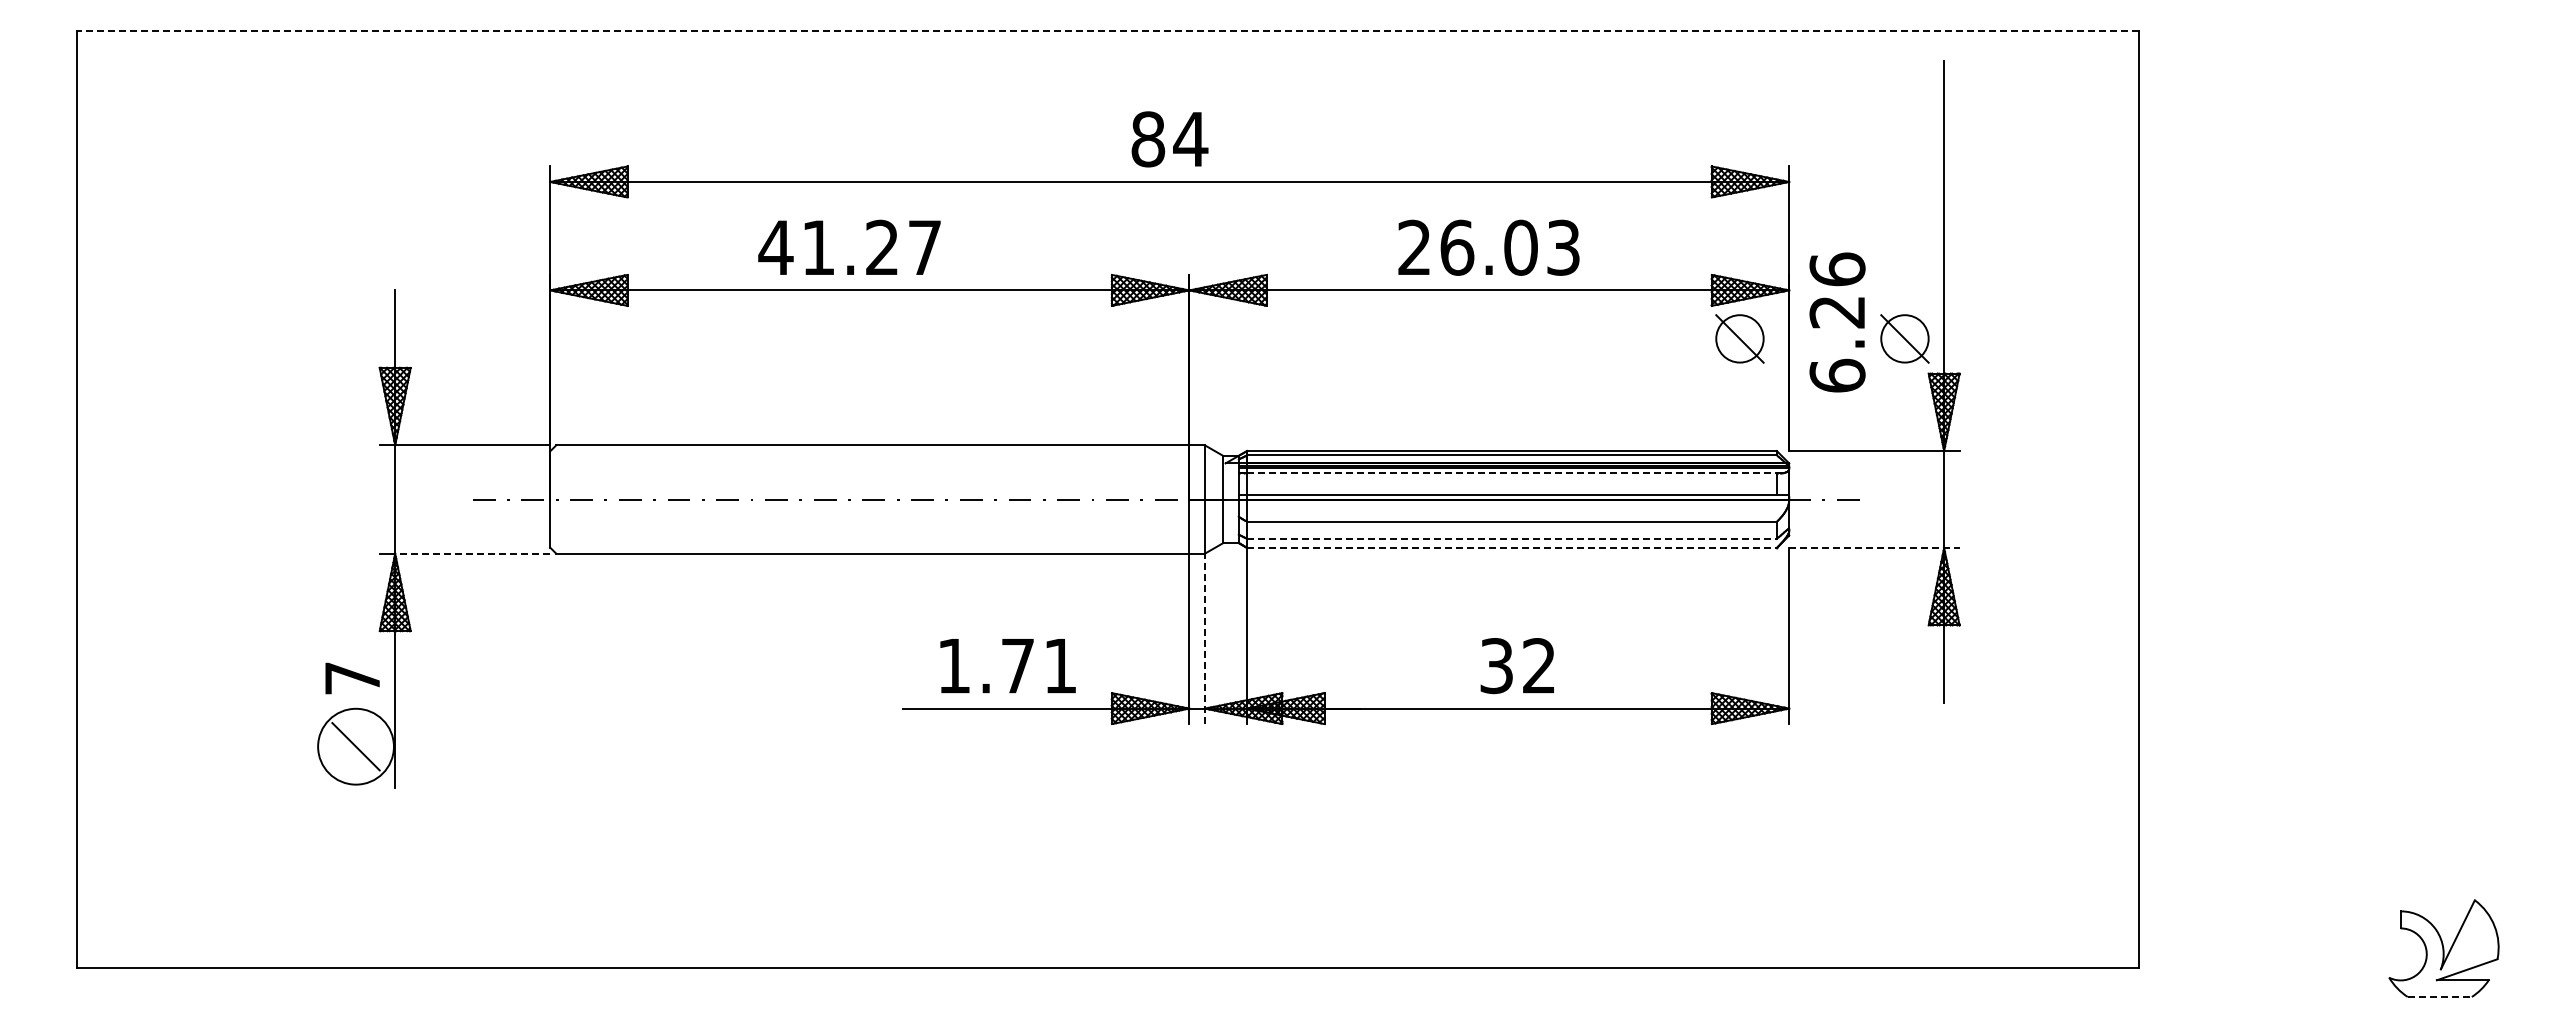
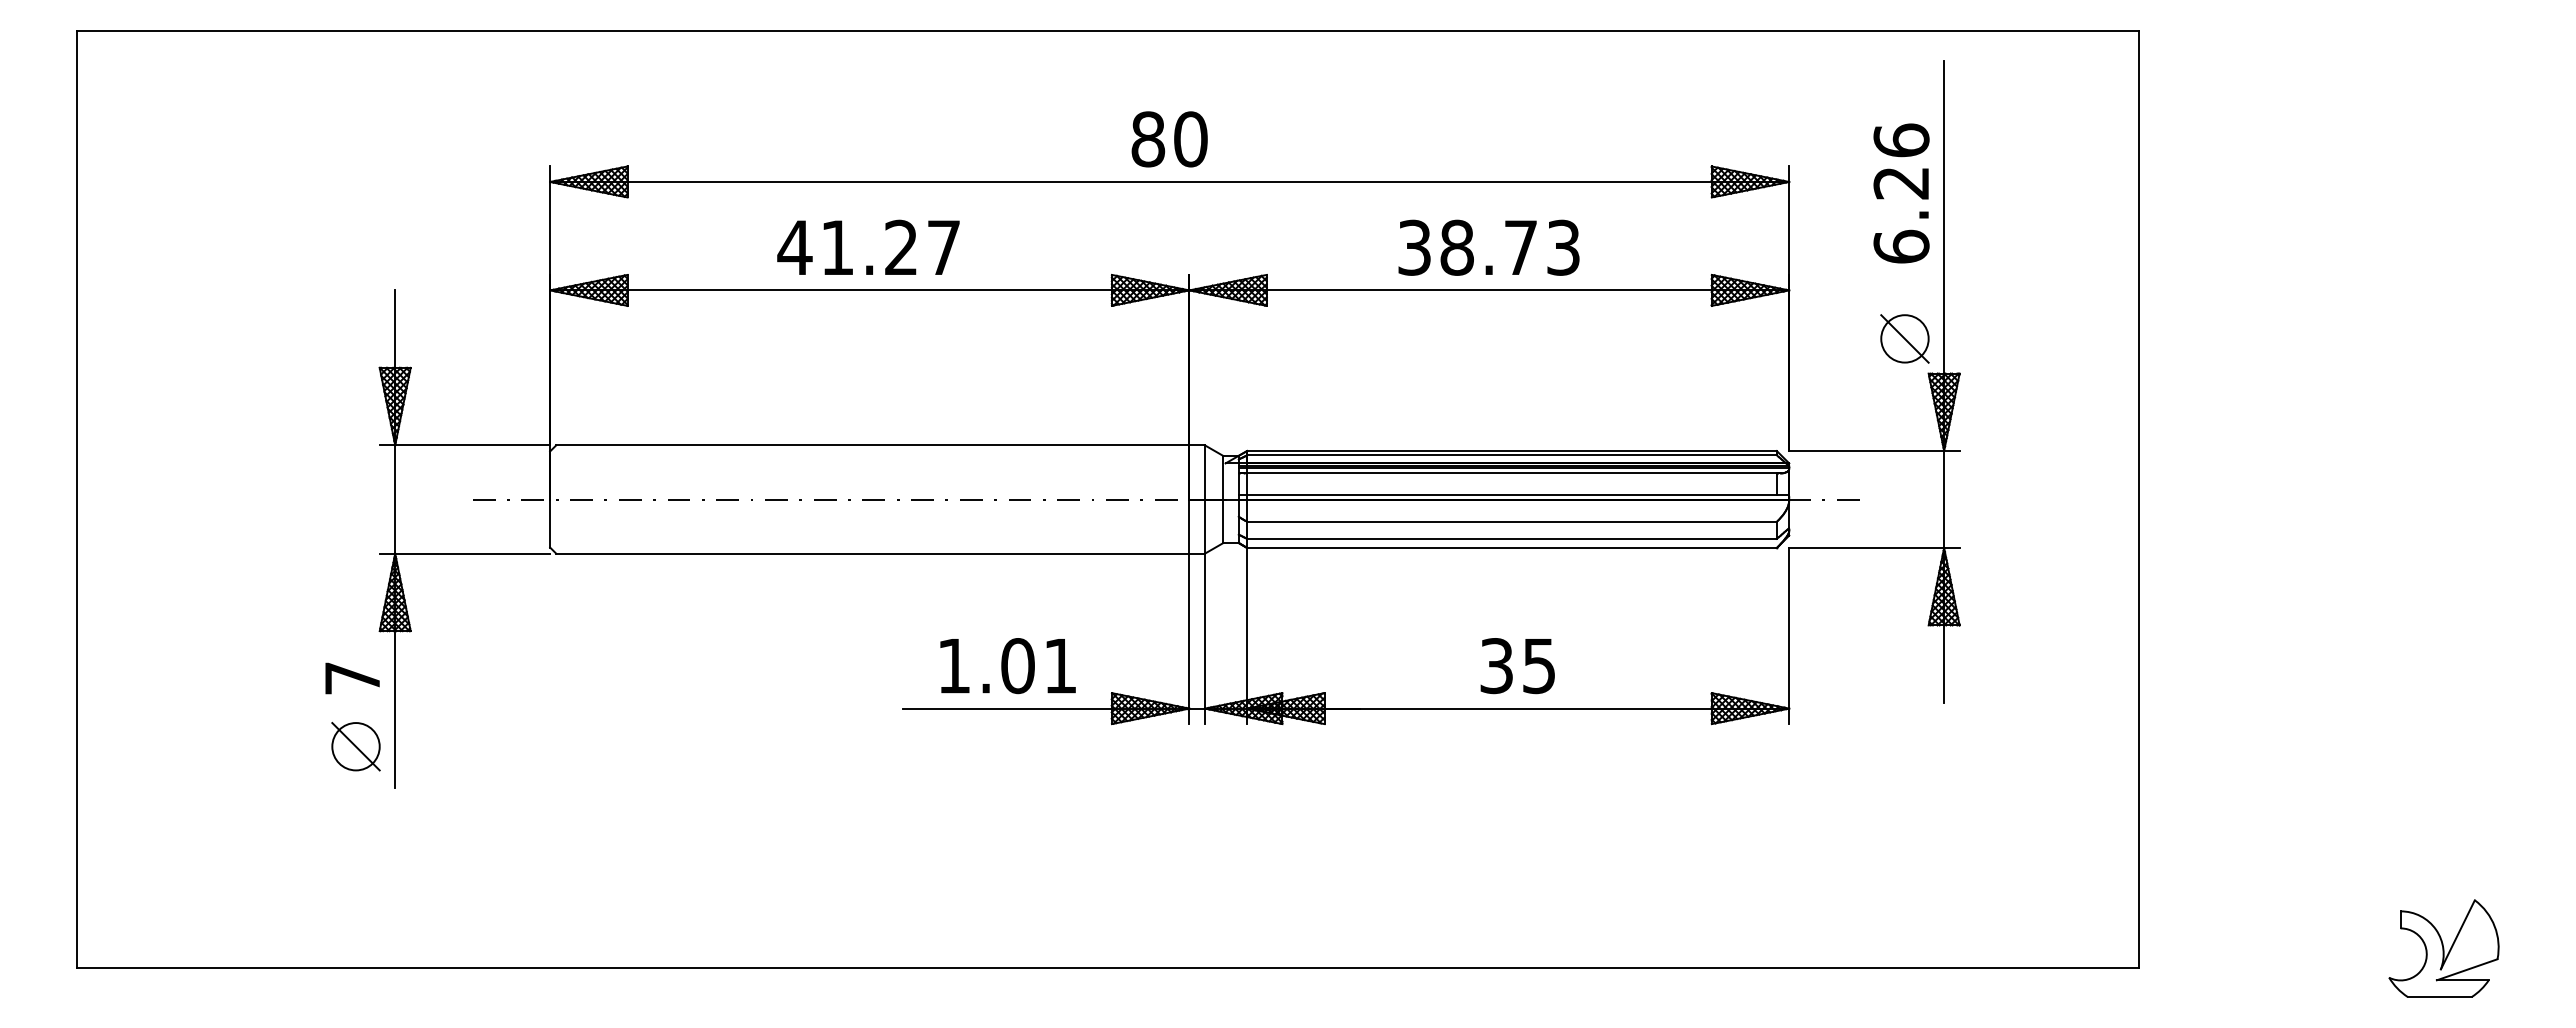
line: dashed -> solid (1108, 30)
text: 84 -> 80 (1190, 139)
text position: (849, 246) -> (868, 246) (868, 246)
text: 26.03 -> 38.73 (1467, 247)
text position: (1837, 322) -> (1901, 193) (1901, 193)
part: present -> none (1739, 338)
line: dashed -> solid (1512, 473)
line: dashed -> solid (1512, 538)
line: dashed -> solid (1512, 547)
line: dashed -> solid (1874, 547)
line: dashed -> solid (472, 553)
line: dashed -> solid (1205, 638)
text: 1.71 -> 1.01 (1017, 666)
text: 32 -> 35 (1538, 666)
circle diameter: 76 px -> 47 px (355, 746)
line: dashed -> solid (2440, 997)
